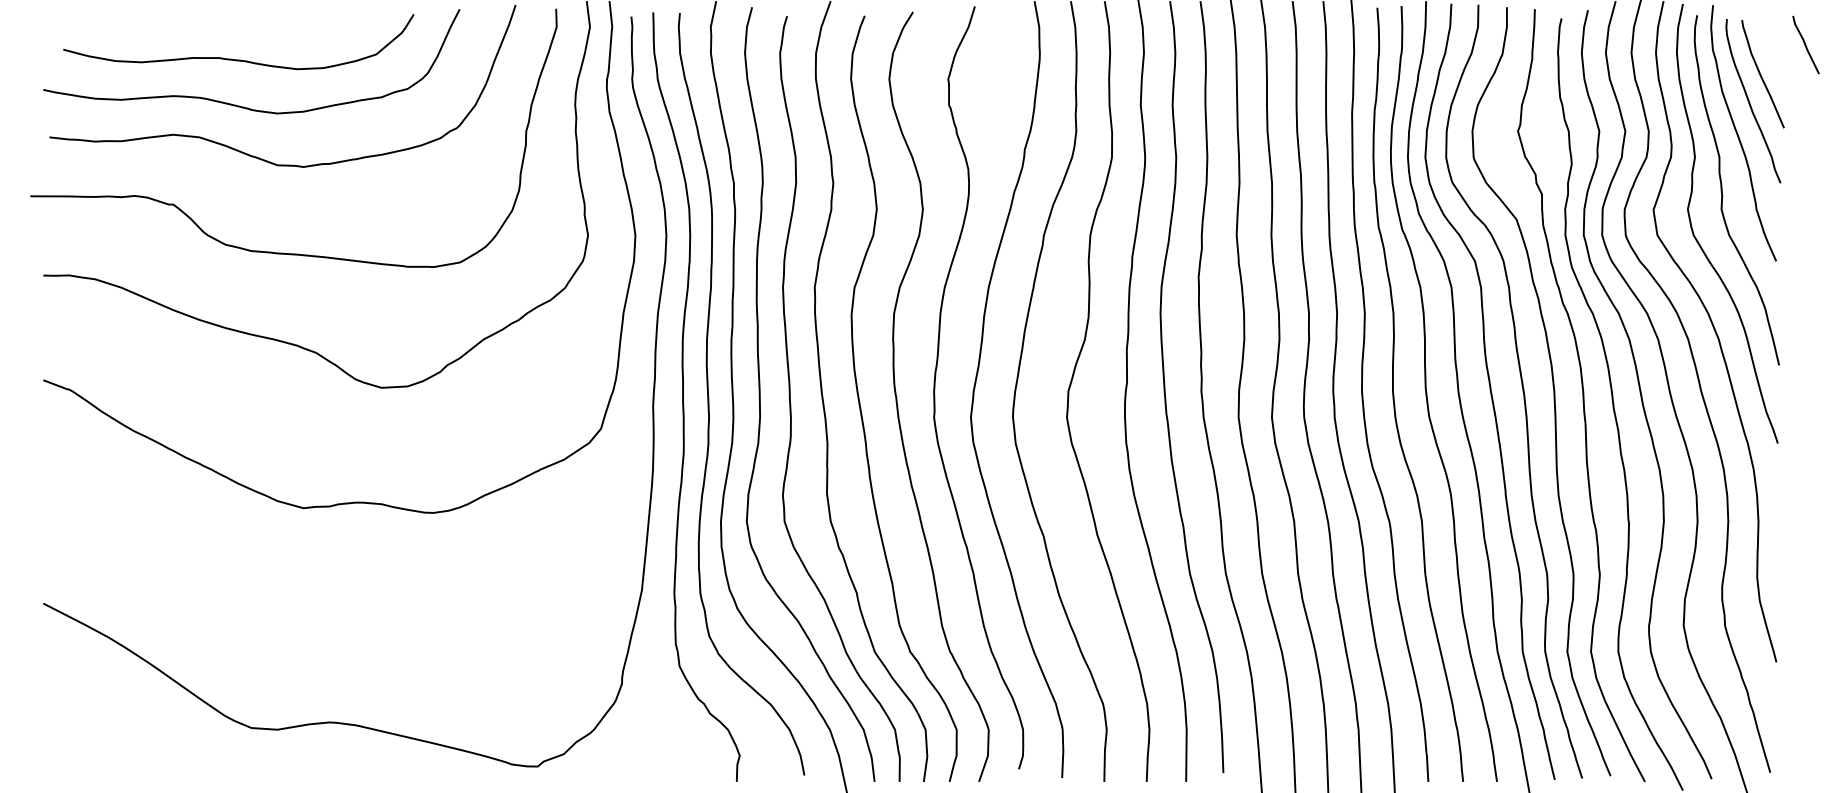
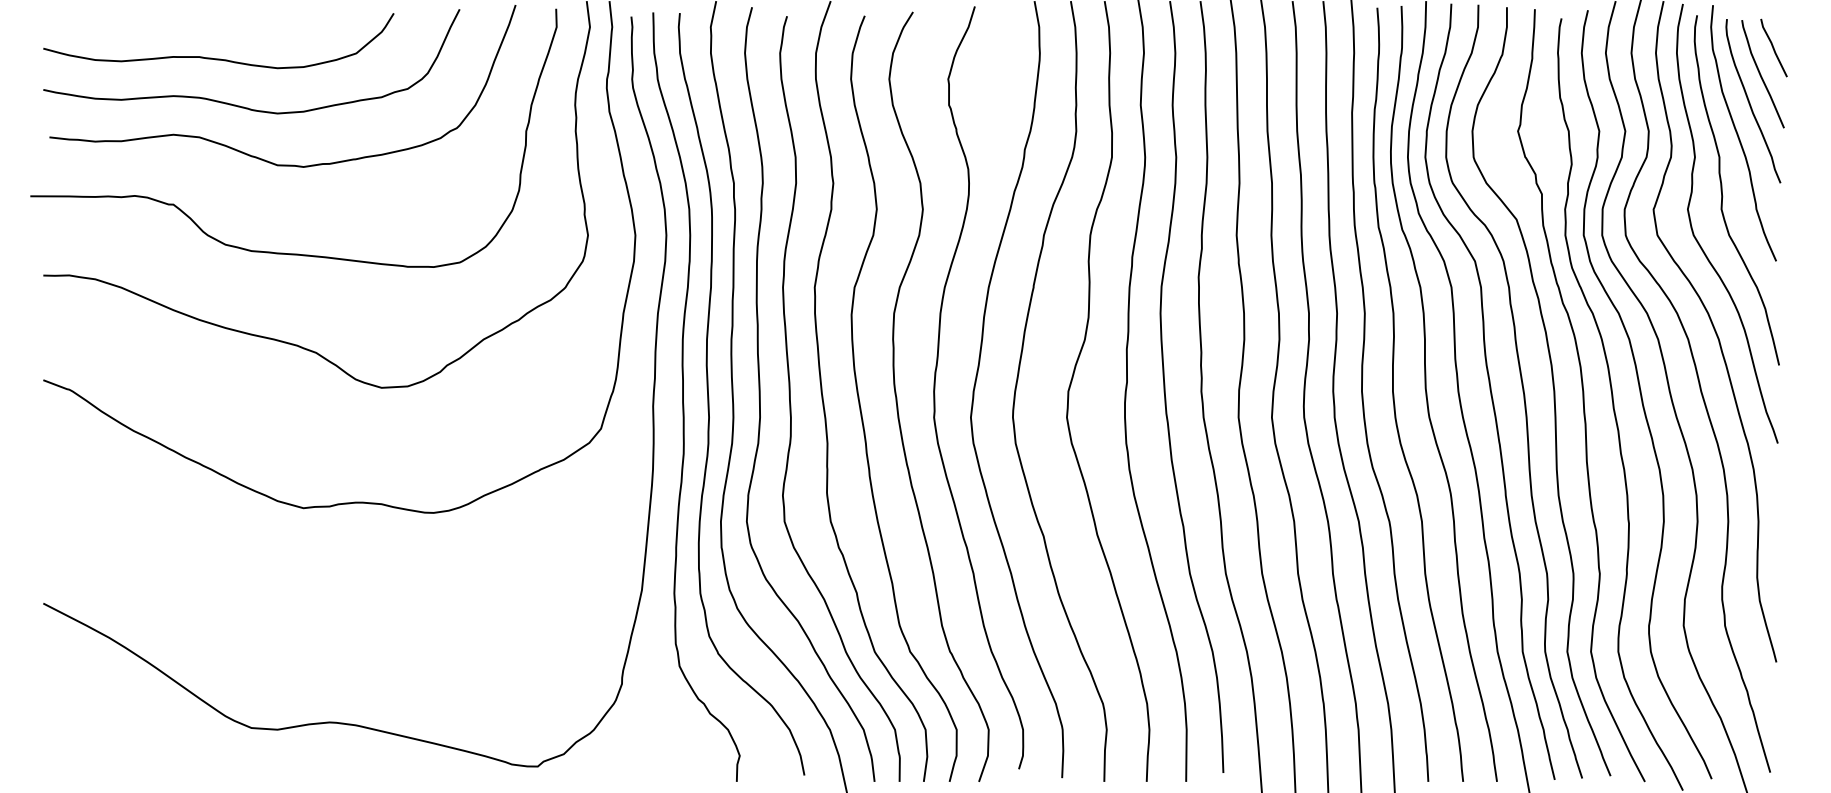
line position: (1805, 44) -> (1773, 47) (1773, 47)
curve position: (238, 59) -> (218, 58) (218, 58)
